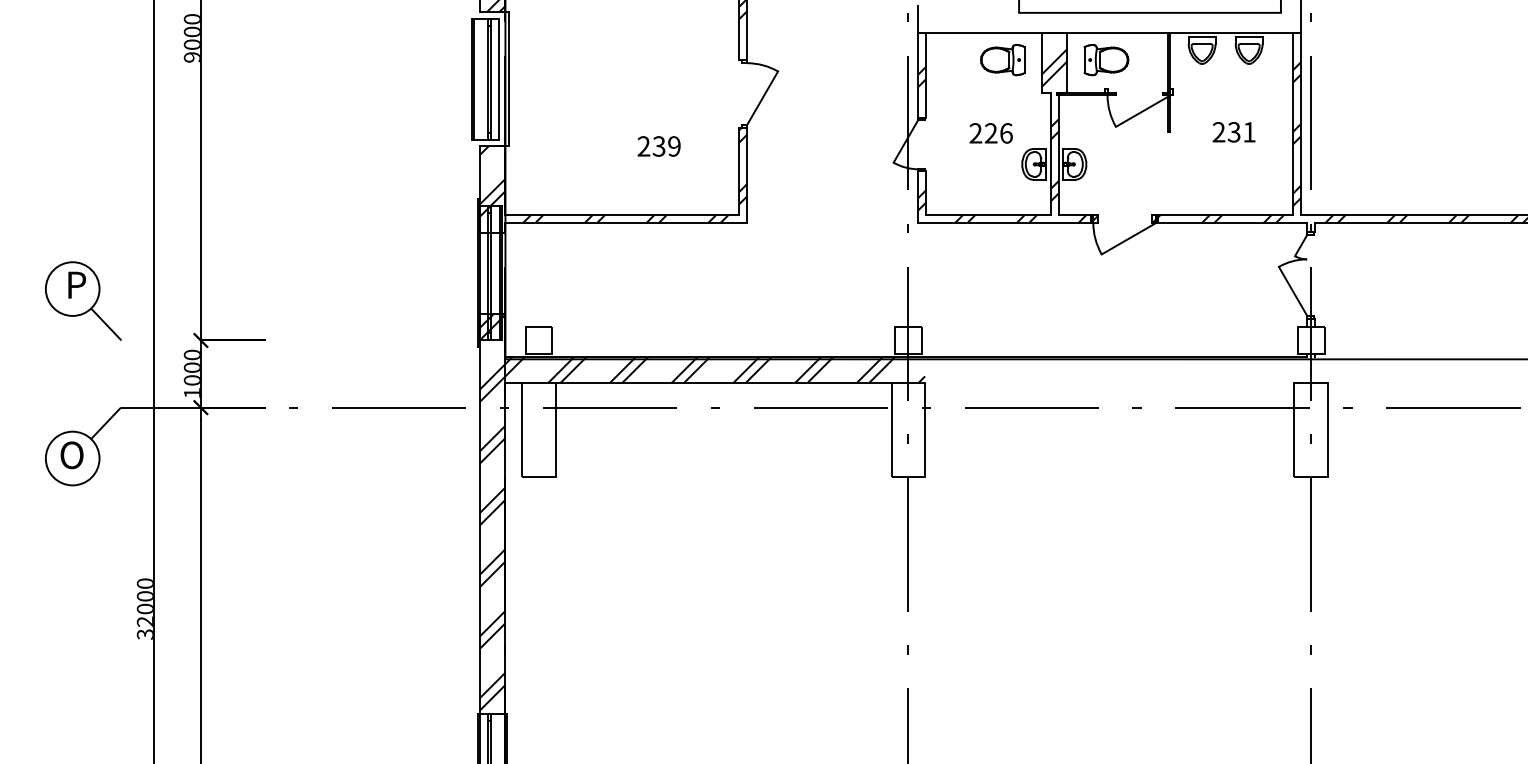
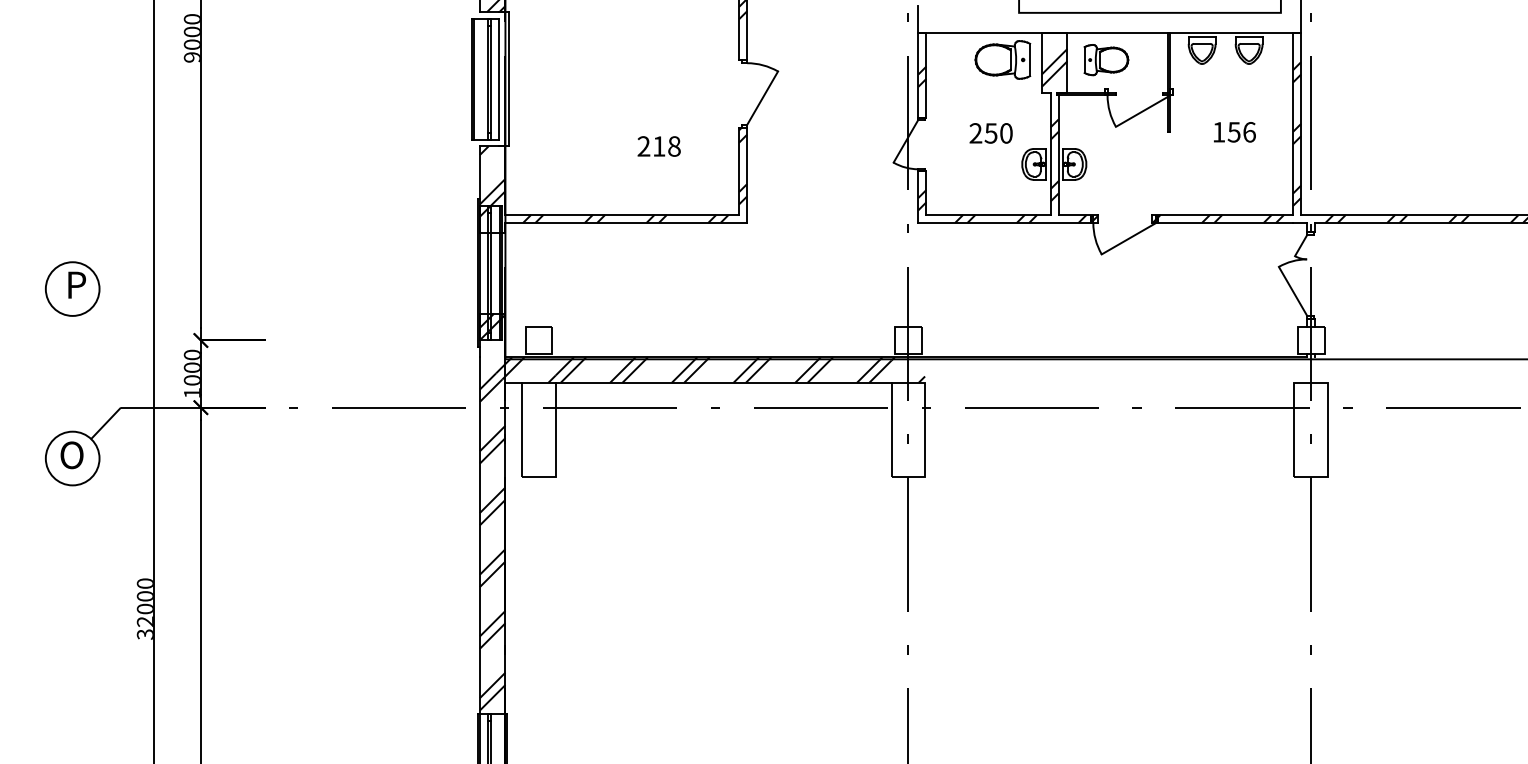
part size: 46x33 px -> 58x40 px (1002, 59)
text: 231 -> 156 (1233, 132)
text: 226 -> 250 (998, 133)
text: 239 -> 218 (666, 146)
line: present -> none (106, 324)
